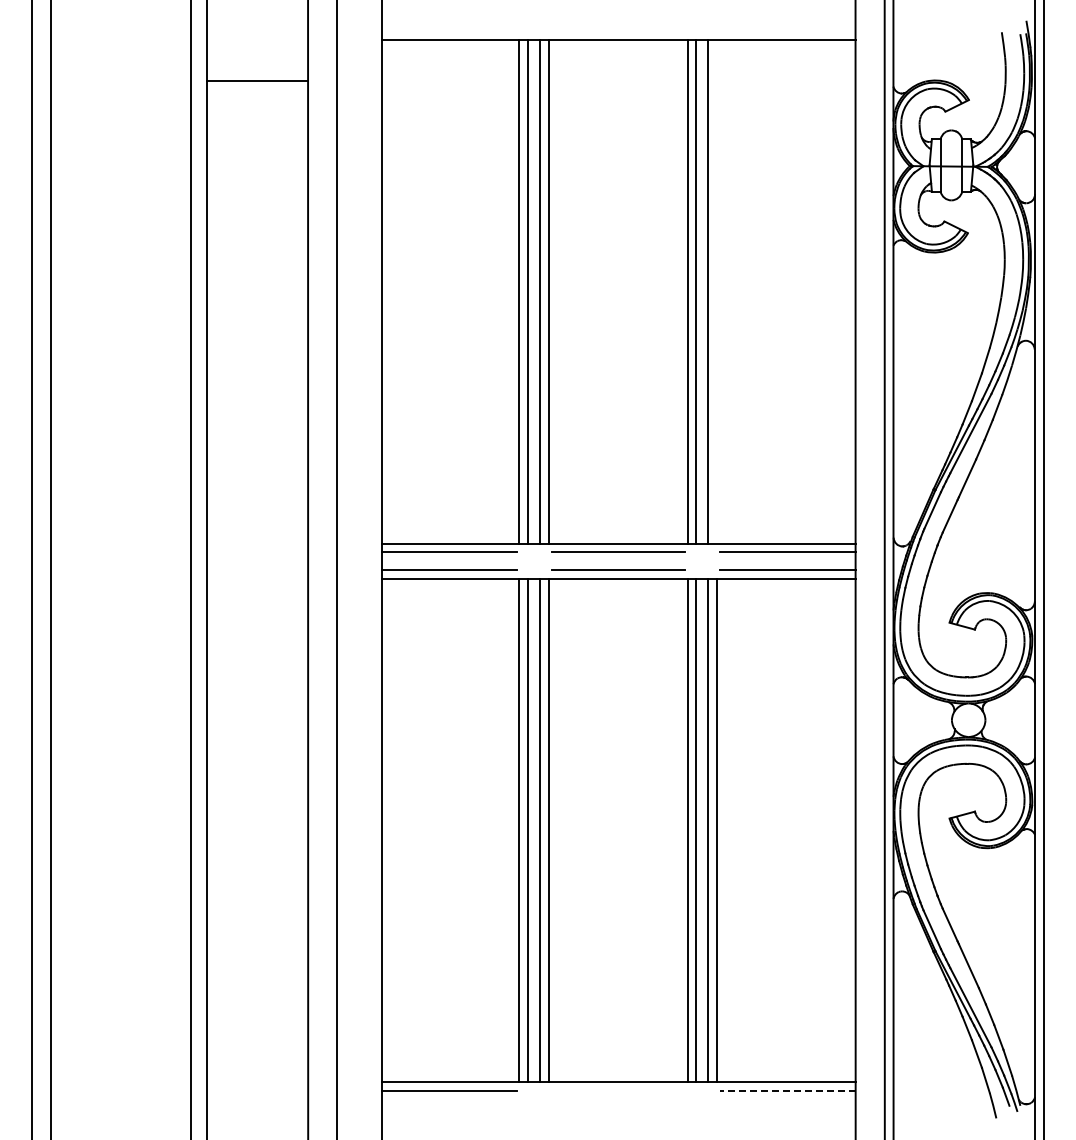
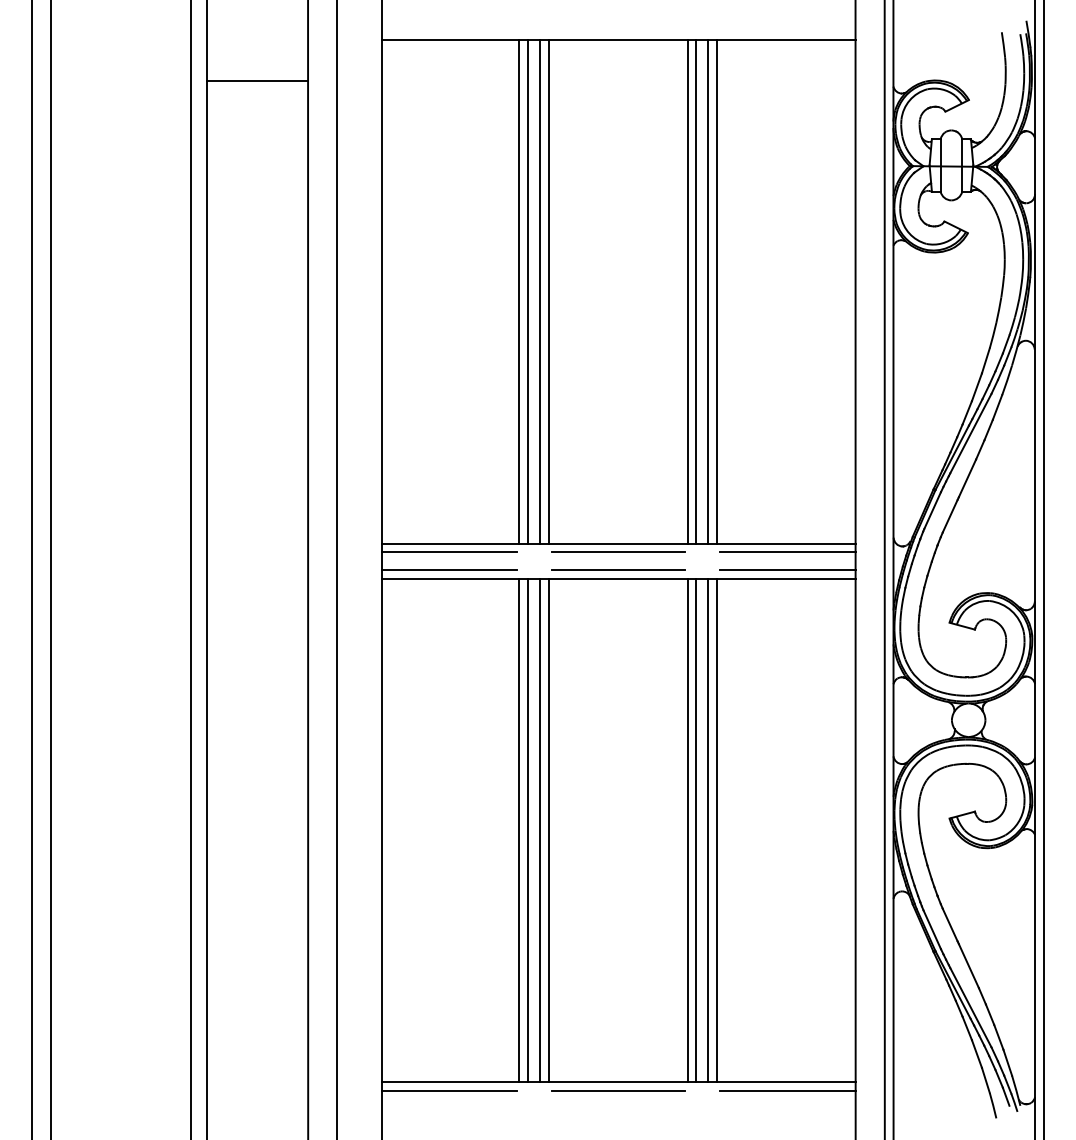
line: none -> present (716, 291)
line: none -> present (618, 1090)
line: dashed -> solid (787, 1090)
